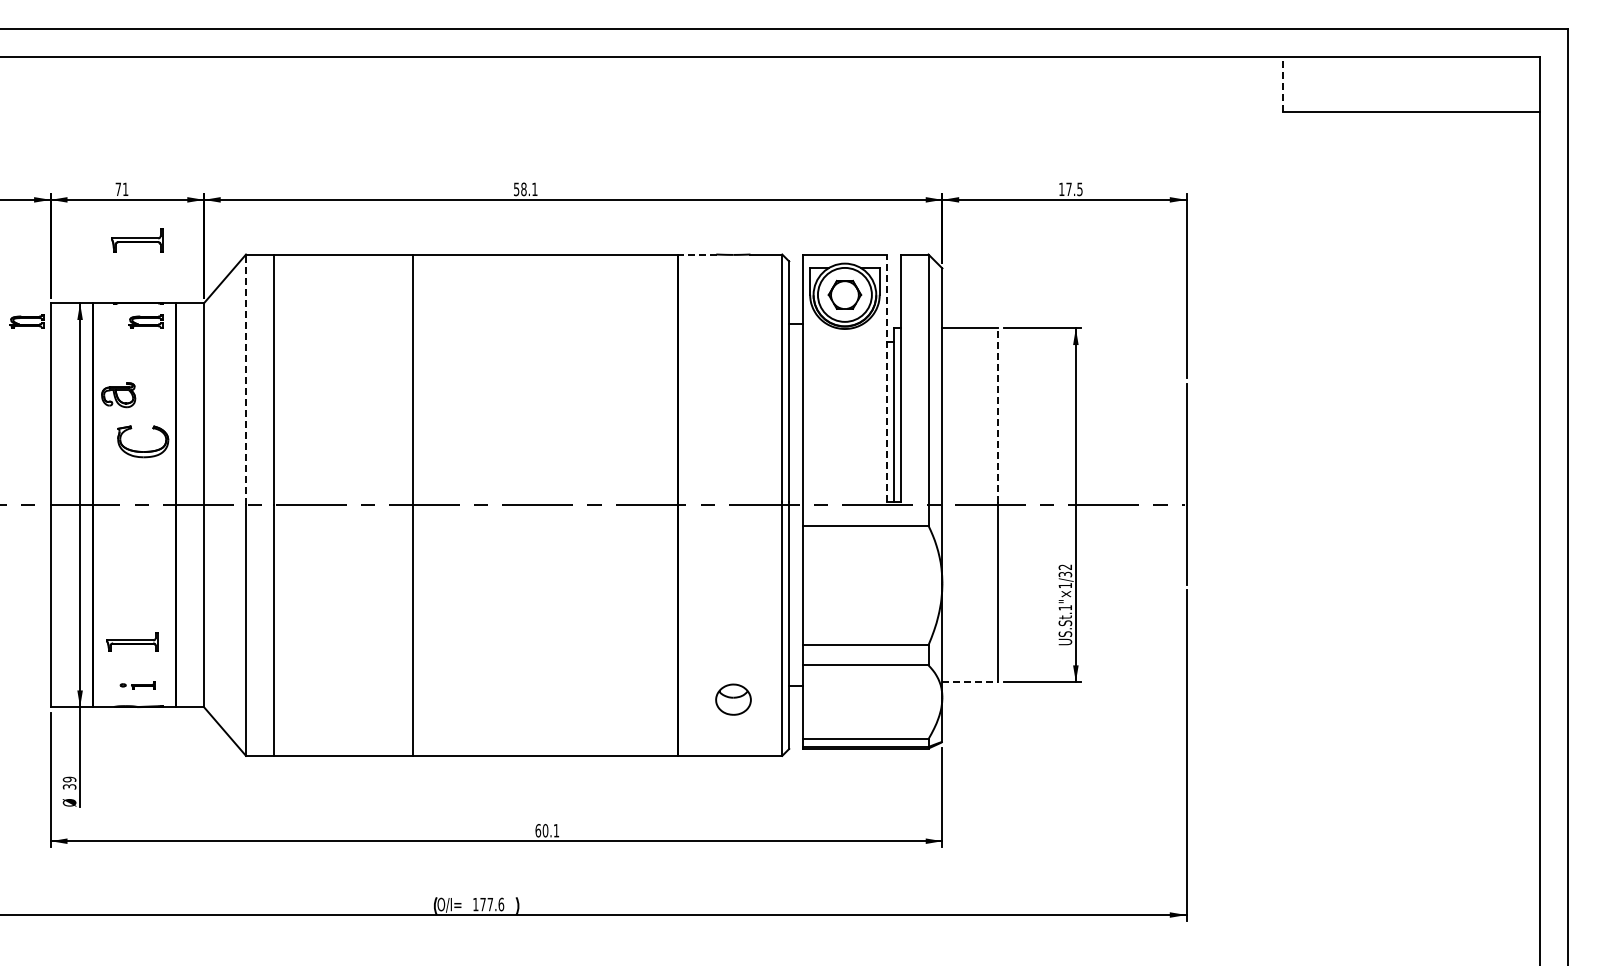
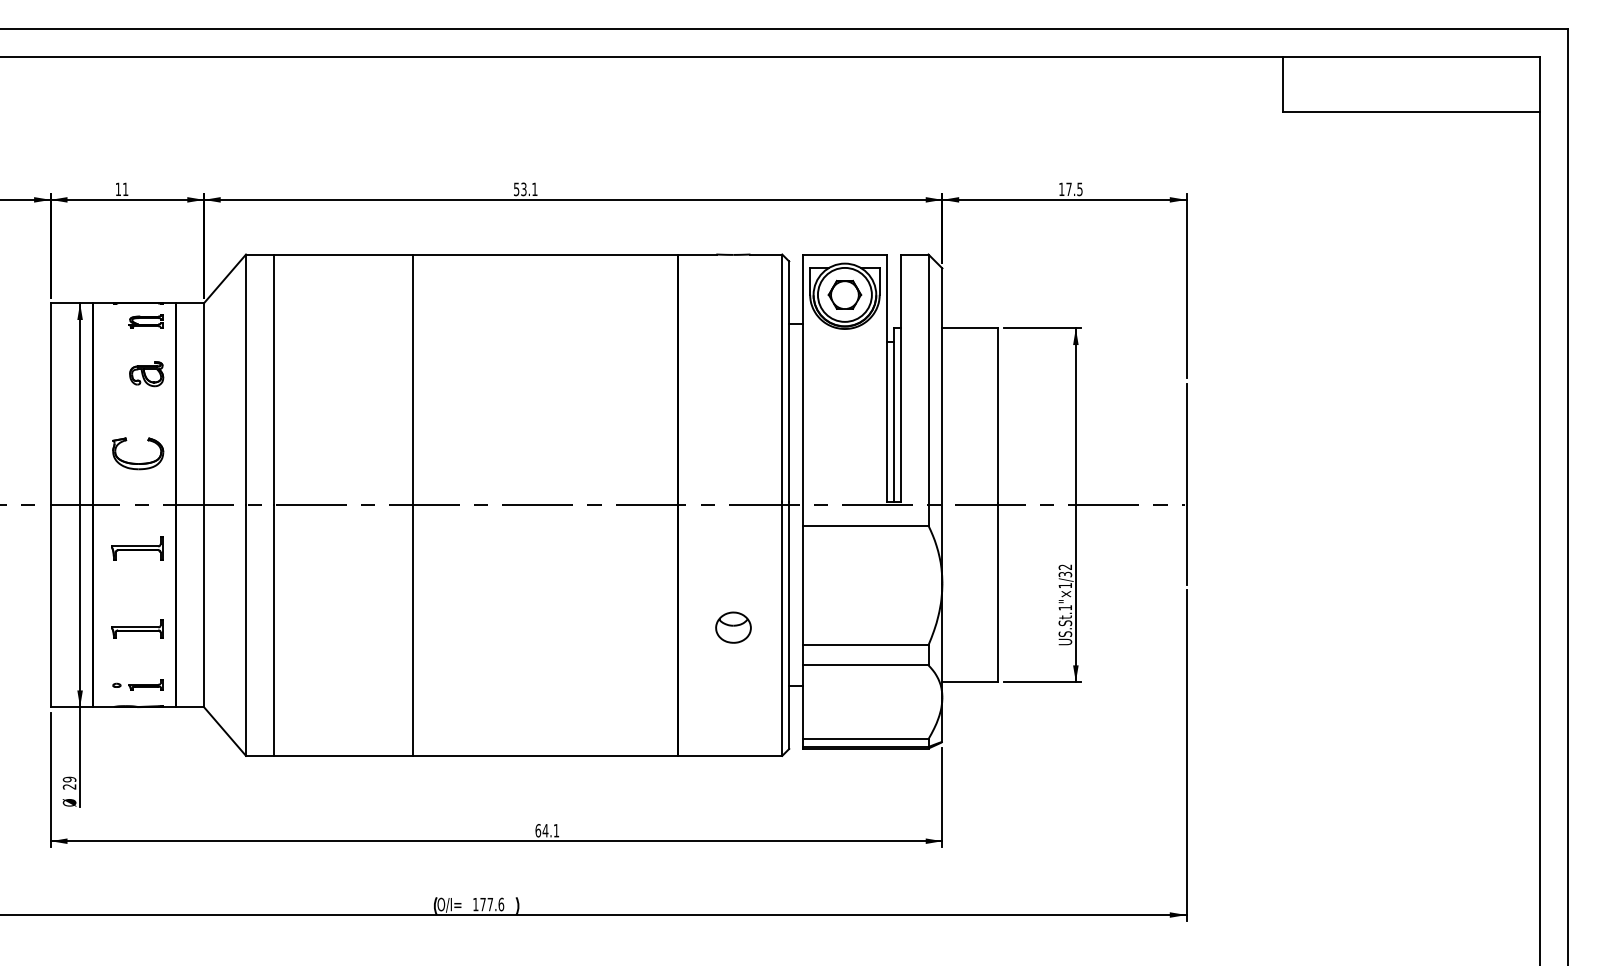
line: dashed -> solid (1283, 84)
text: 71 -> 11 (117, 188)
text: 58.1 -> 53.1 (523, 189)
part position: (137, 240) -> (137, 548) (137, 548)
line: dashed -> solid (696, 254)
part: present -> none (26, 321)
line: dashed -> solid (886, 378)
line: dashed -> solid (246, 379)
part position: (118, 395) -> (146, 374) (146, 374)
line: dashed -> solid (998, 415)
part position: (139, 450) -> (134, 462) (134, 462)
part position: (132, 641) -> (137, 628) (137, 628)
line: dashed -> solid (970, 682)
part size: 37x9 px -> 52x12 px (137, 684)
part position: (733, 699) -> (733, 627) (733, 627)
text: 39 -> 29 (69, 786)
text: 60.1 -> 64.1 (545, 830)
